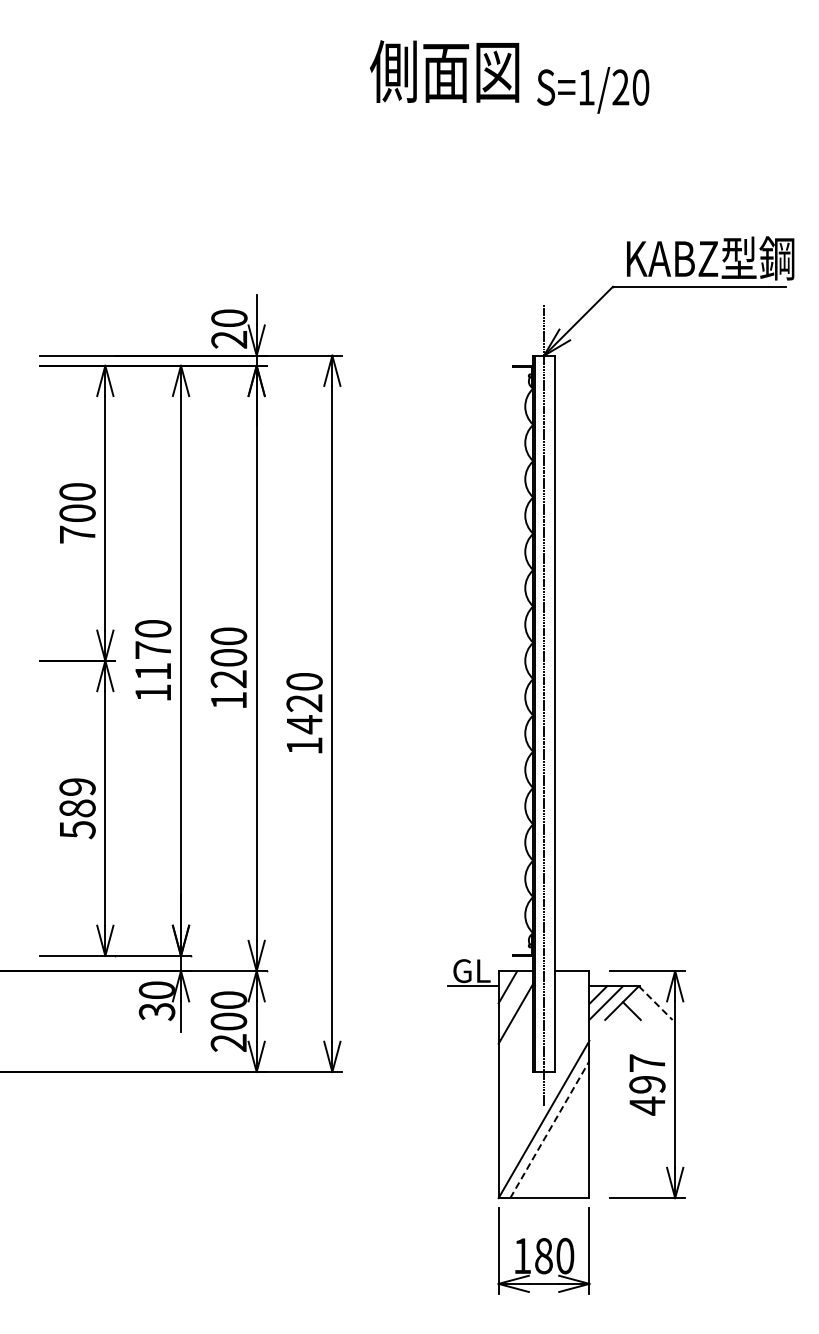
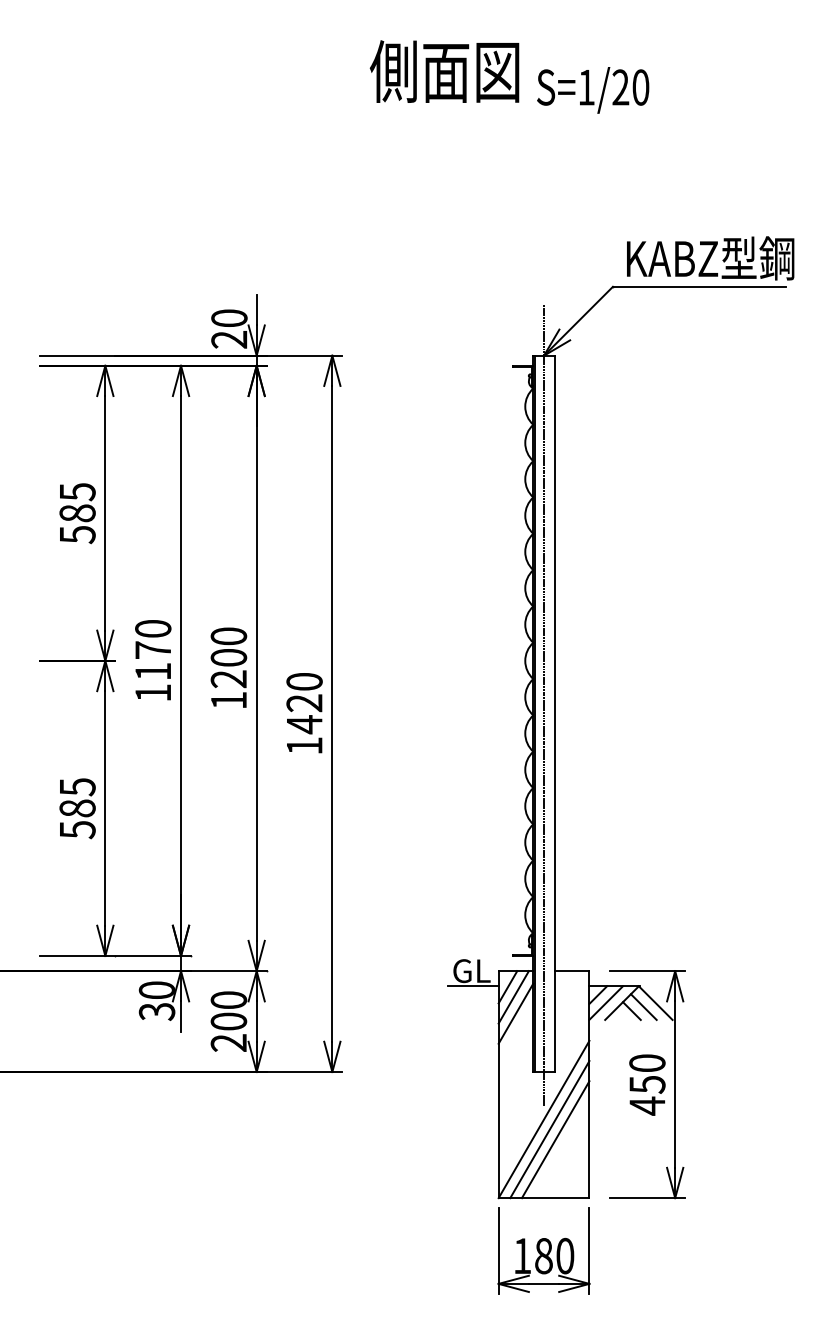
text: 700 -> 585 (77, 513)
text: 589 -> 585 (77, 787)
line: none -> present (513, 997)
line: dashed -> solid (655, 1003)
line: none -> present (643, 1006)
text: 497 -> 450 (647, 1073)
line: dashed -> solid (550, 1129)
line: none -> present (555, 1139)
